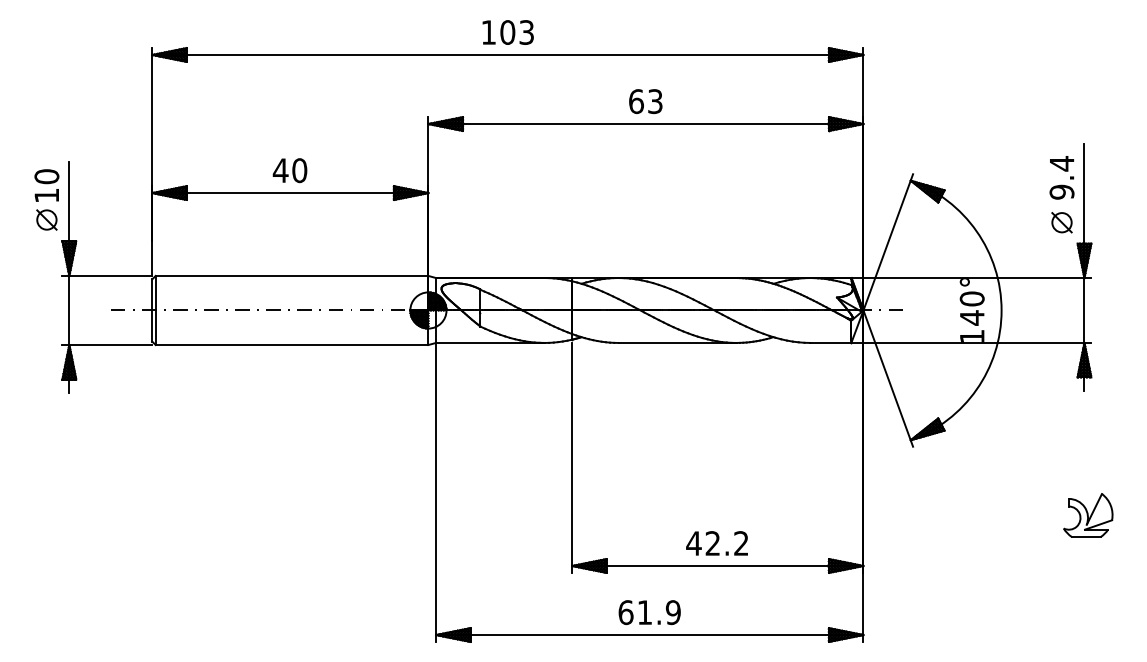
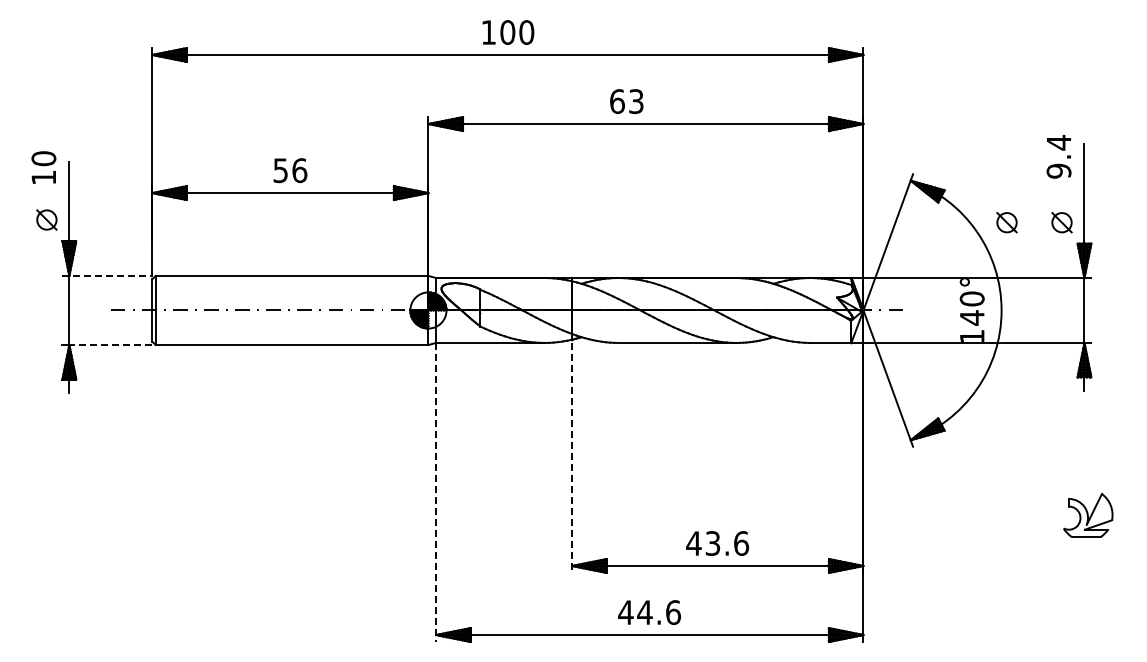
text: 103 -> 100 (526, 32)
text position: (645, 101) -> (626, 101) (626, 101)
text: 40 -> 56 (289, 170)
text position: (1061, 177) -> (1058, 156) (1058, 156)
text position: (46, 185) -> (43, 167) (43, 167)
part: none -> present (1006, 222)
line: solid -> dashed (107, 275)
line: solid -> dashed (110, 345)
line: solid -> dashed (572, 457)
line: solid -> dashed (436, 492)
text: 42.2 -> 43.6 (726, 543)
text: 61.9 -> 44.6 (649, 612)
